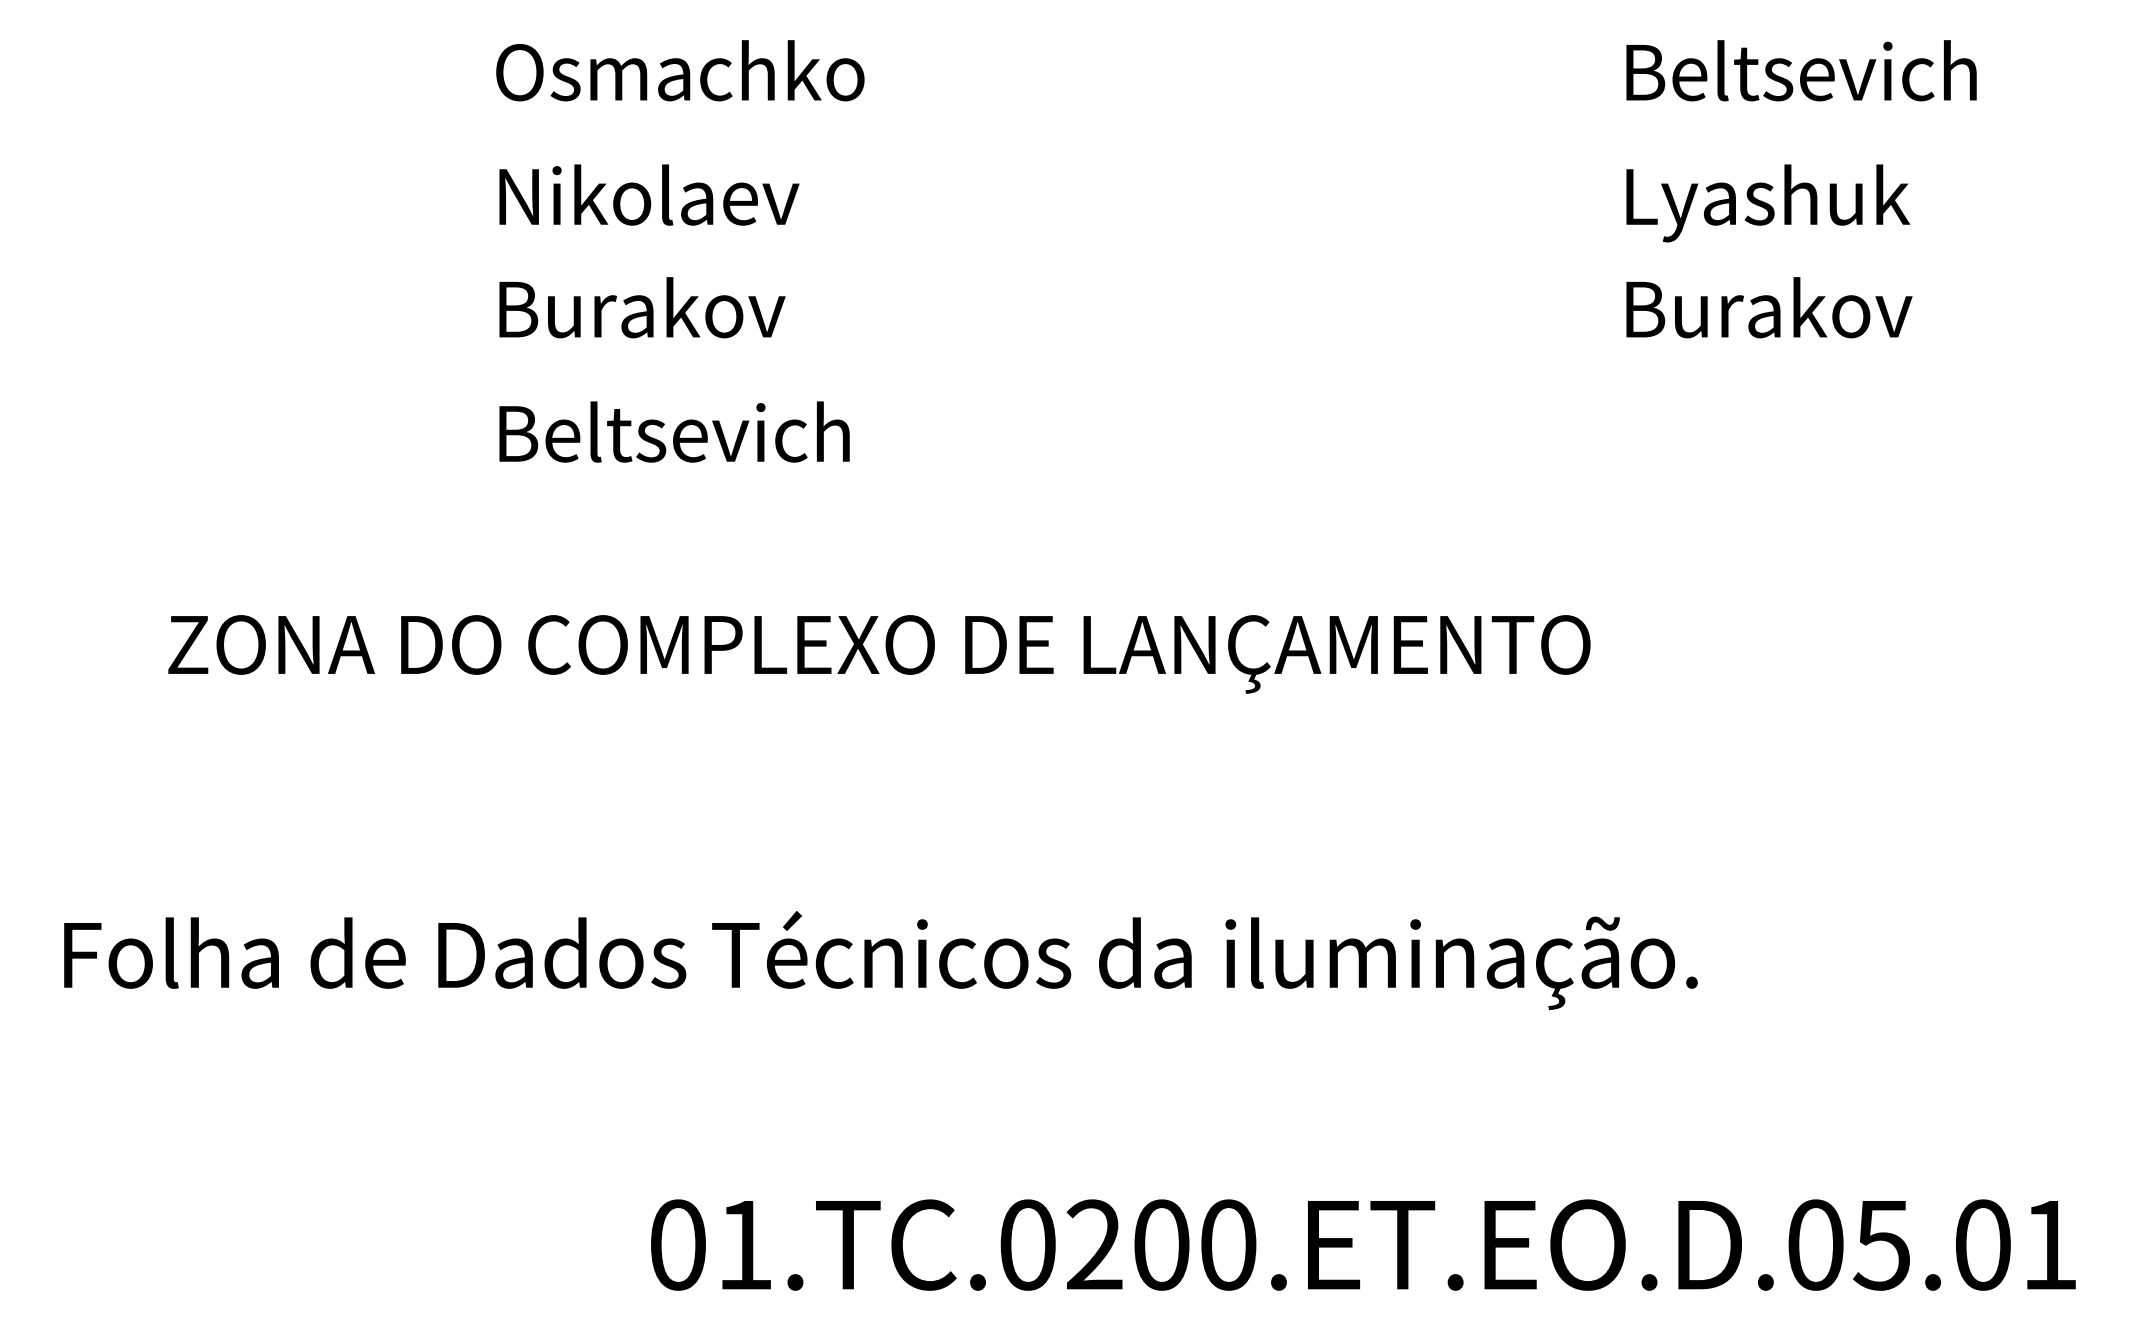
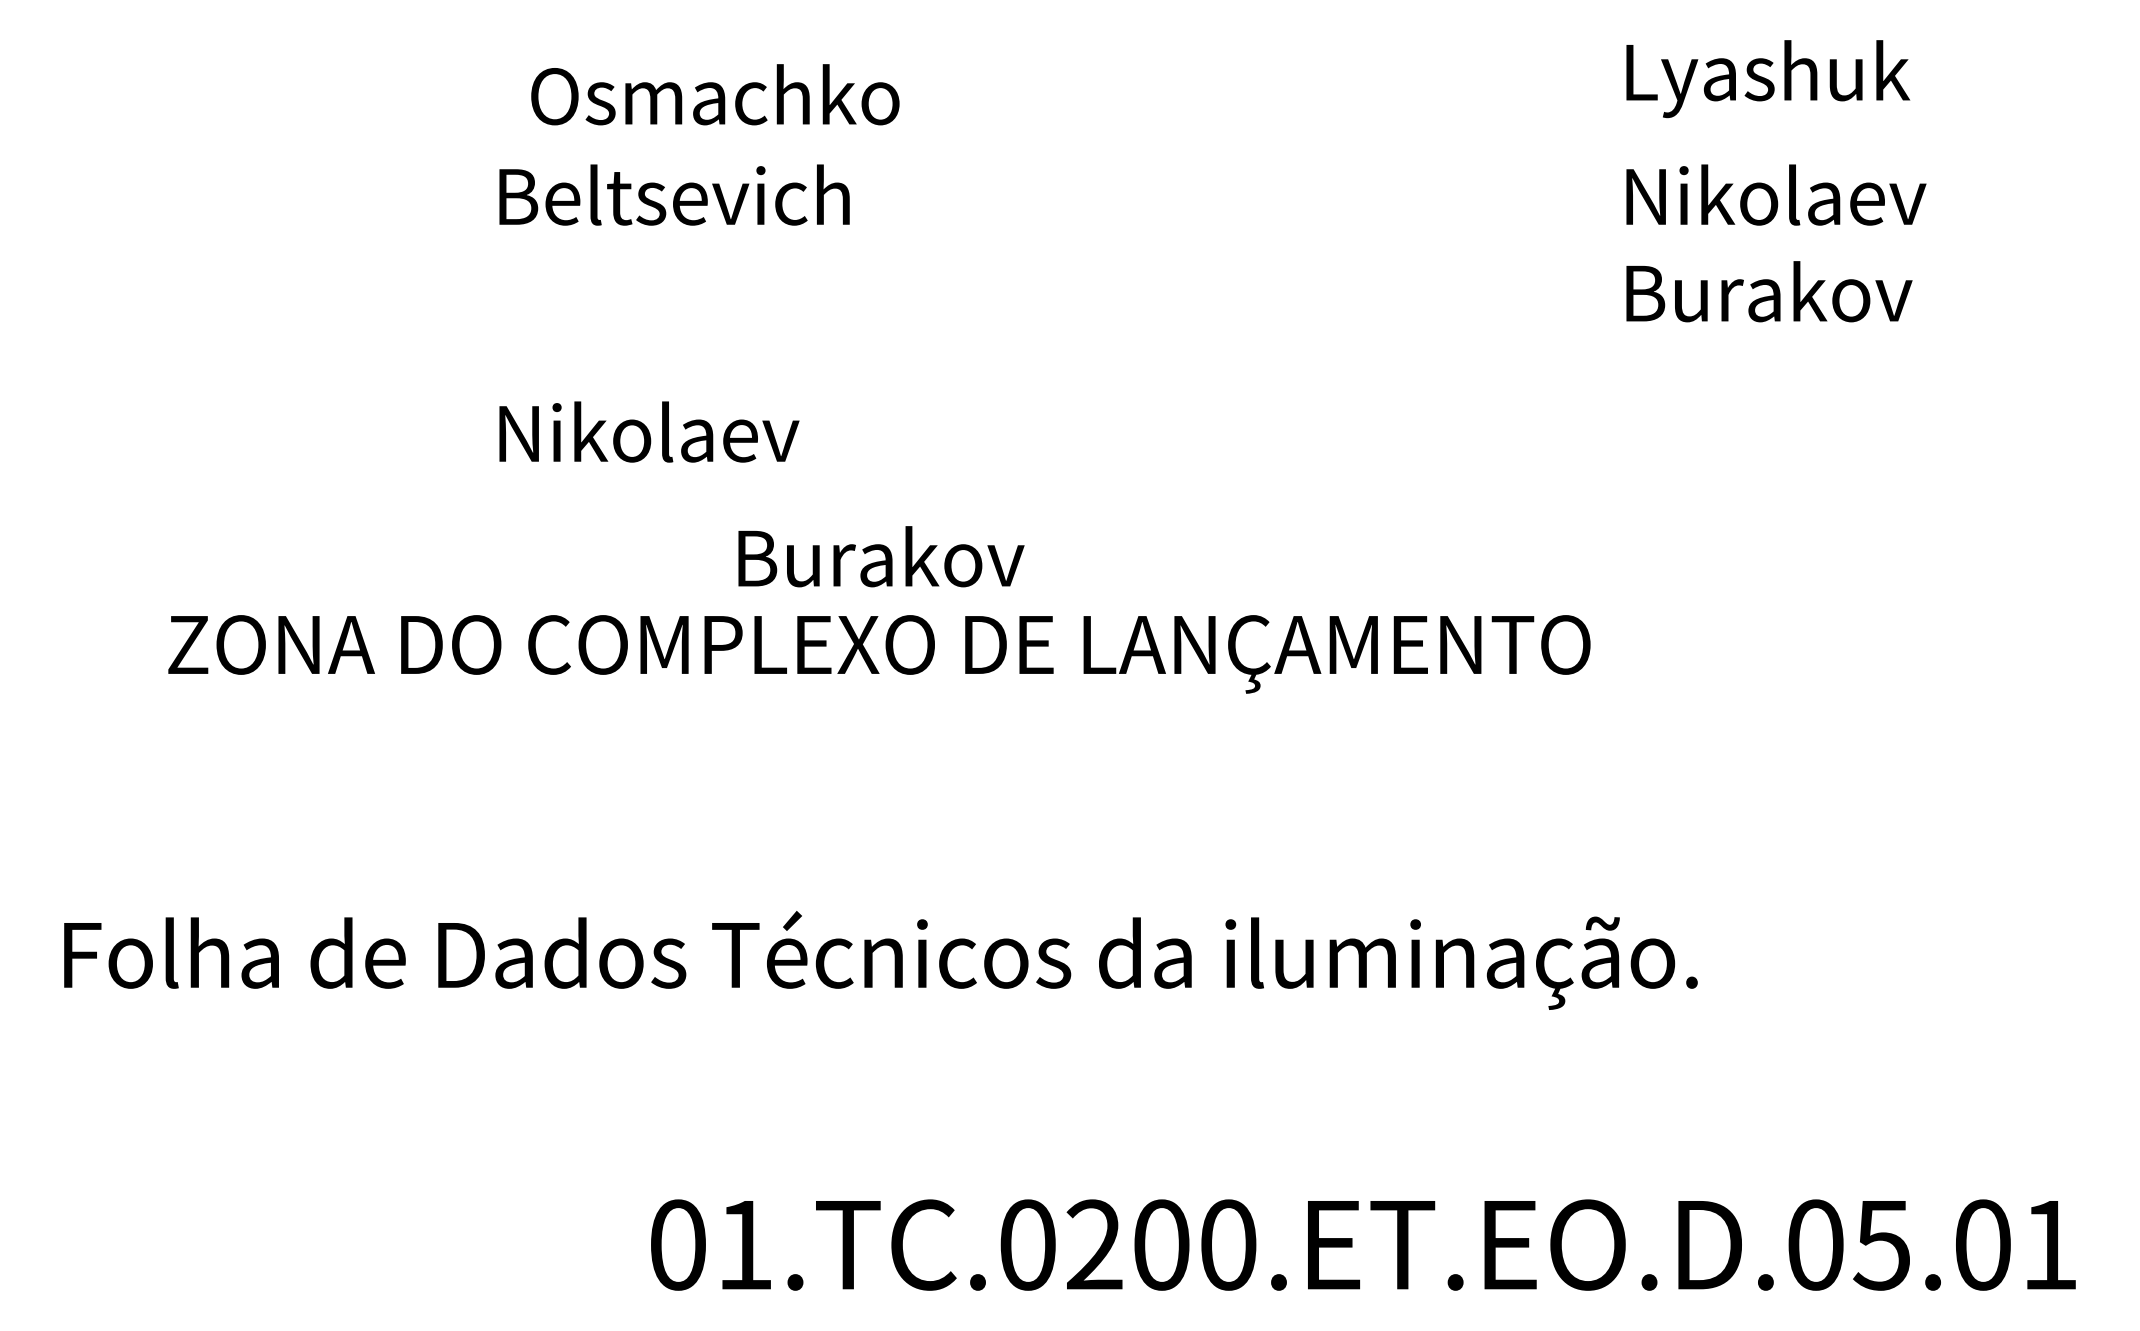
text position: (680, 70) -> (715, 94) (715, 94)
text: Beltsevich -> Lyashuk (1804, 79)
text: Nikolaev -> Beltsevich (677, 194)
text: Lyashuk -> Nikolaev (1779, 203)
text position: (642, 307) -> (881, 556) (881, 556)
text position: (1769, 307) -> (1769, 291) (1769, 291)
text: Beltsevich -> Nikolaev (677, 431)
